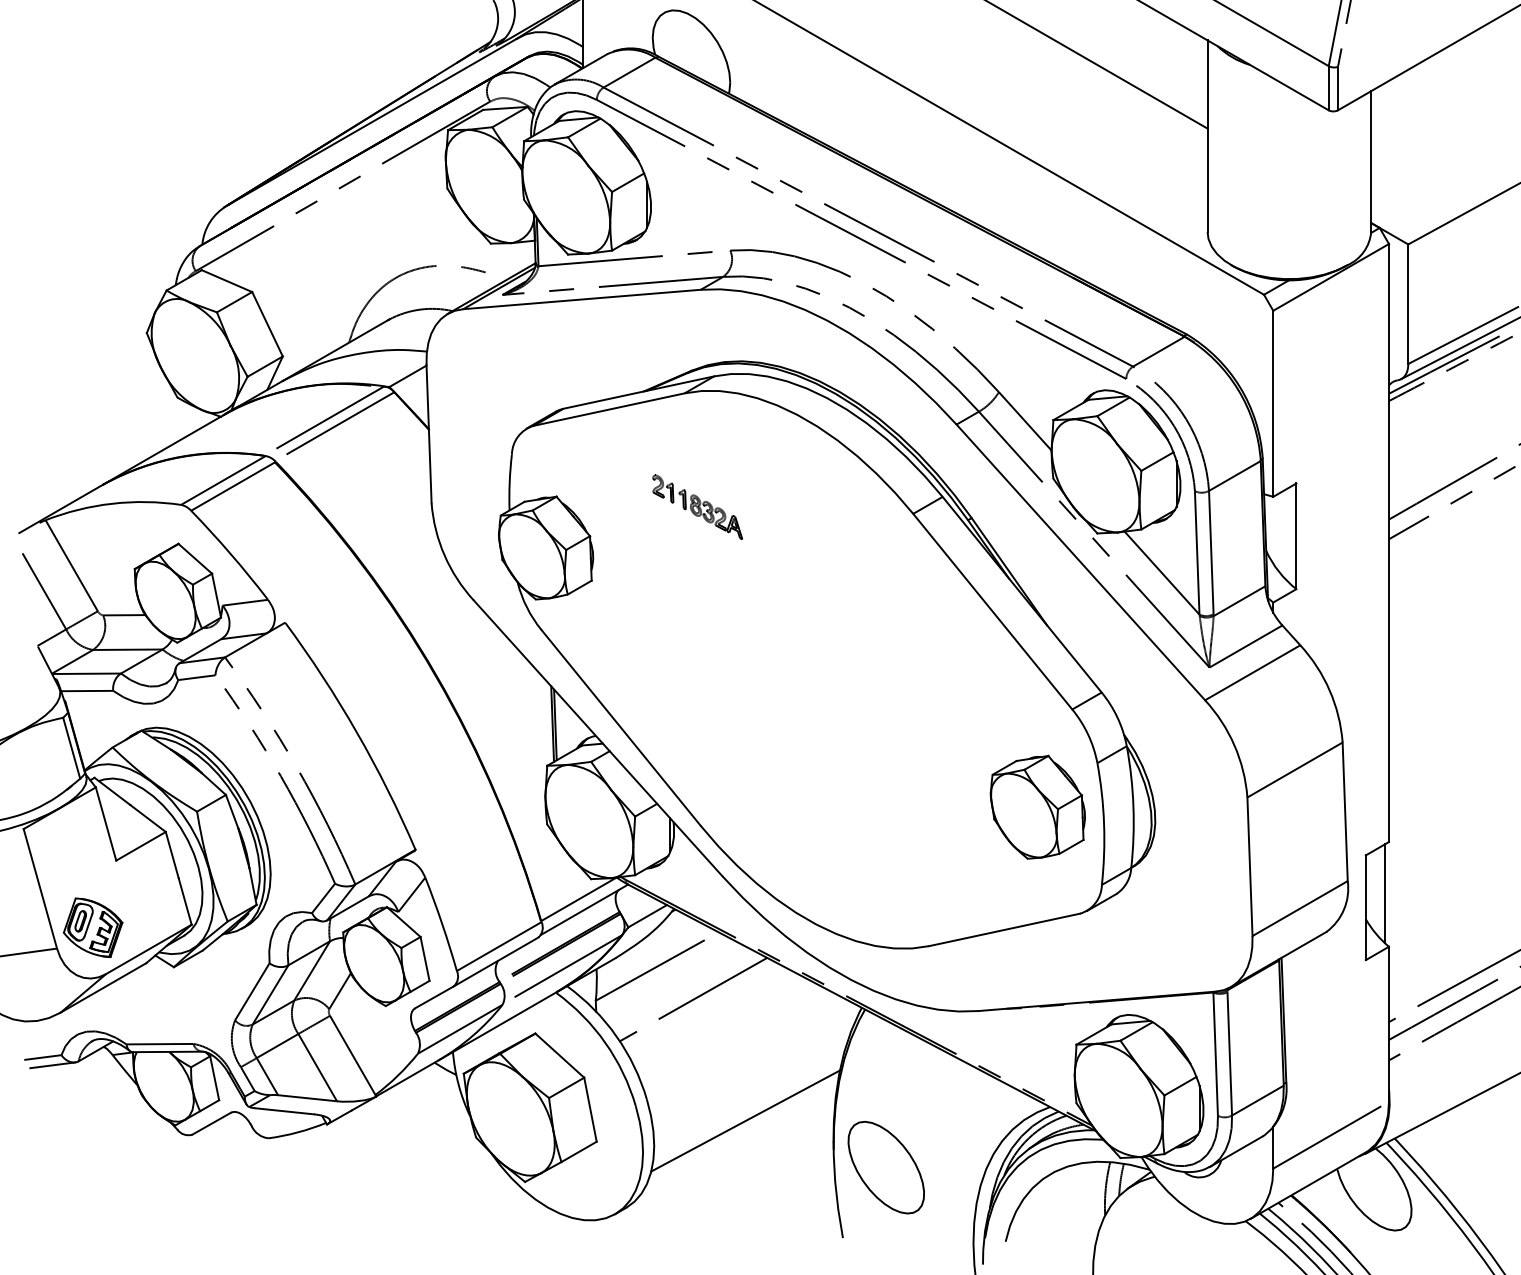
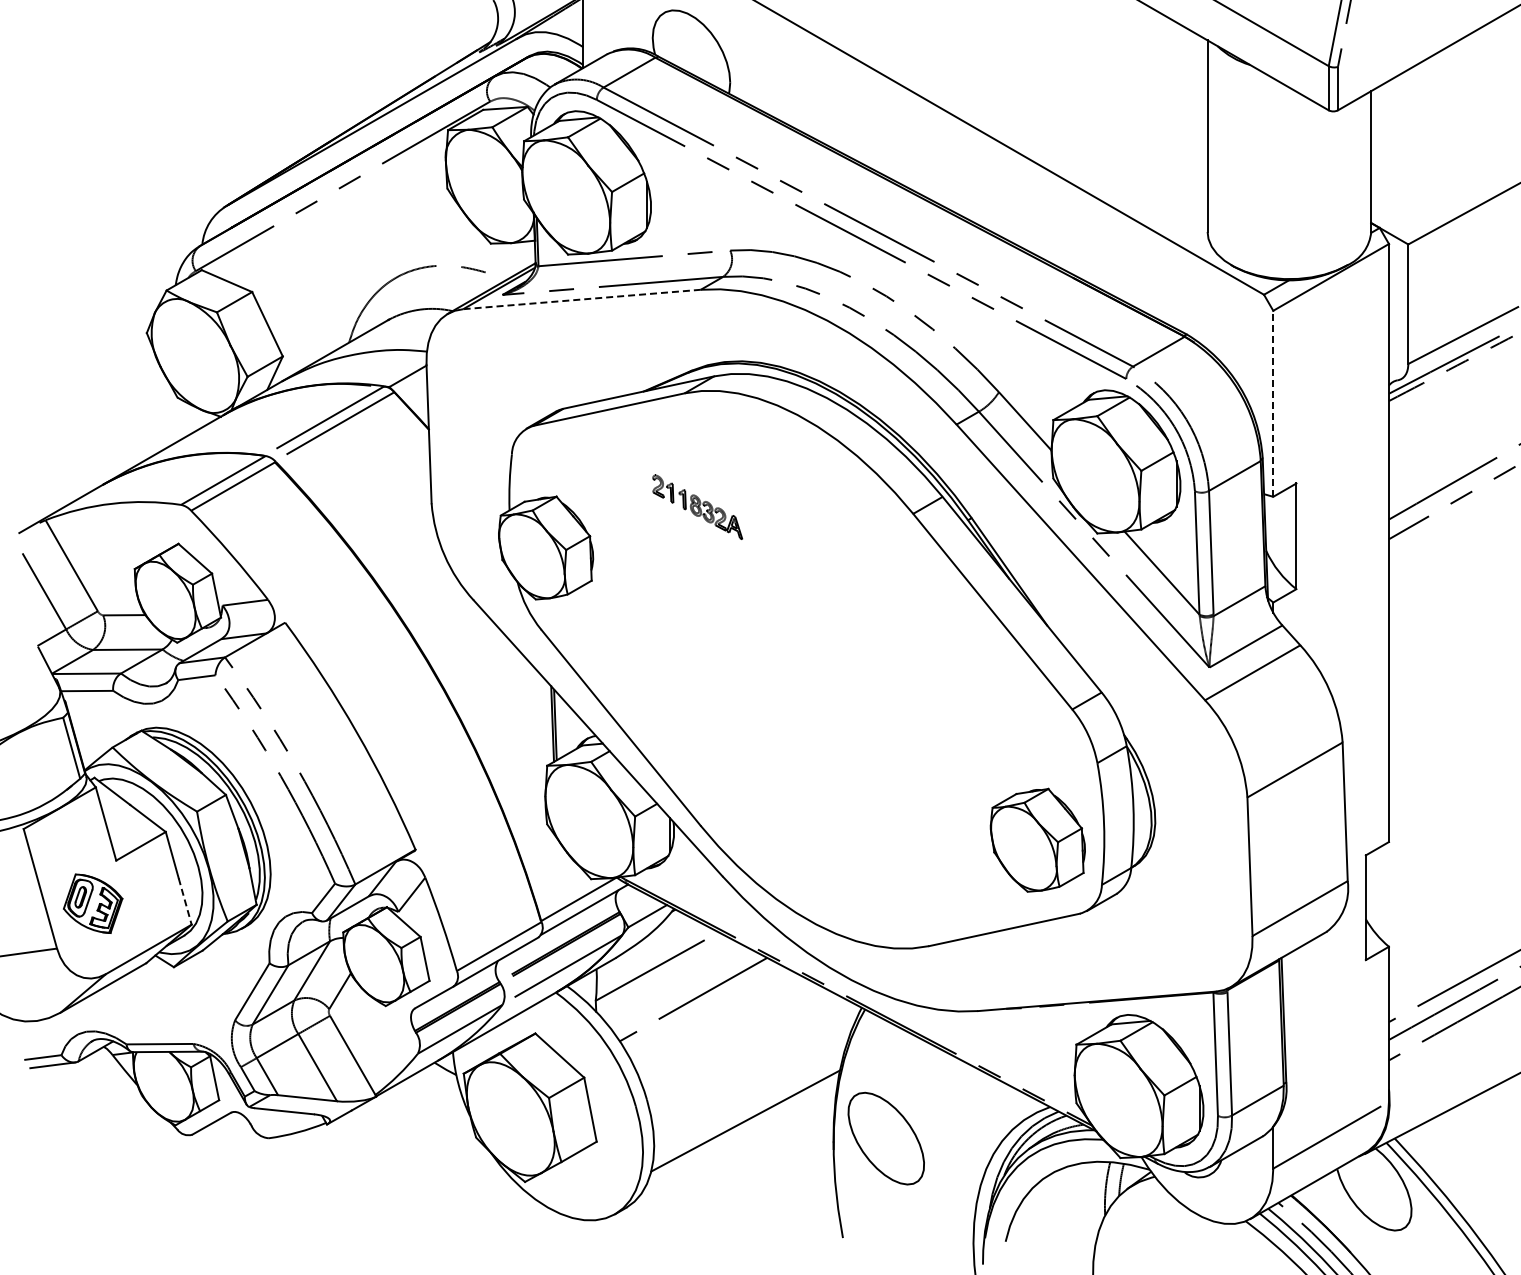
line: present -> none (1098, 65)
line: solid -> dashed (581, 299)
line: present -> none (1459, 348)
line: solid -> dashed (1273, 403)
part position: (1037, 806) -> (1037, 839) (1037, 839)
line: present -> none (1384, 893)
line: solid -> dashed (185, 902)
part position: (93, 927) -> (93, 903) (93, 903)
part position: (885, 1167) -> (885, 1138) (885, 1138)
